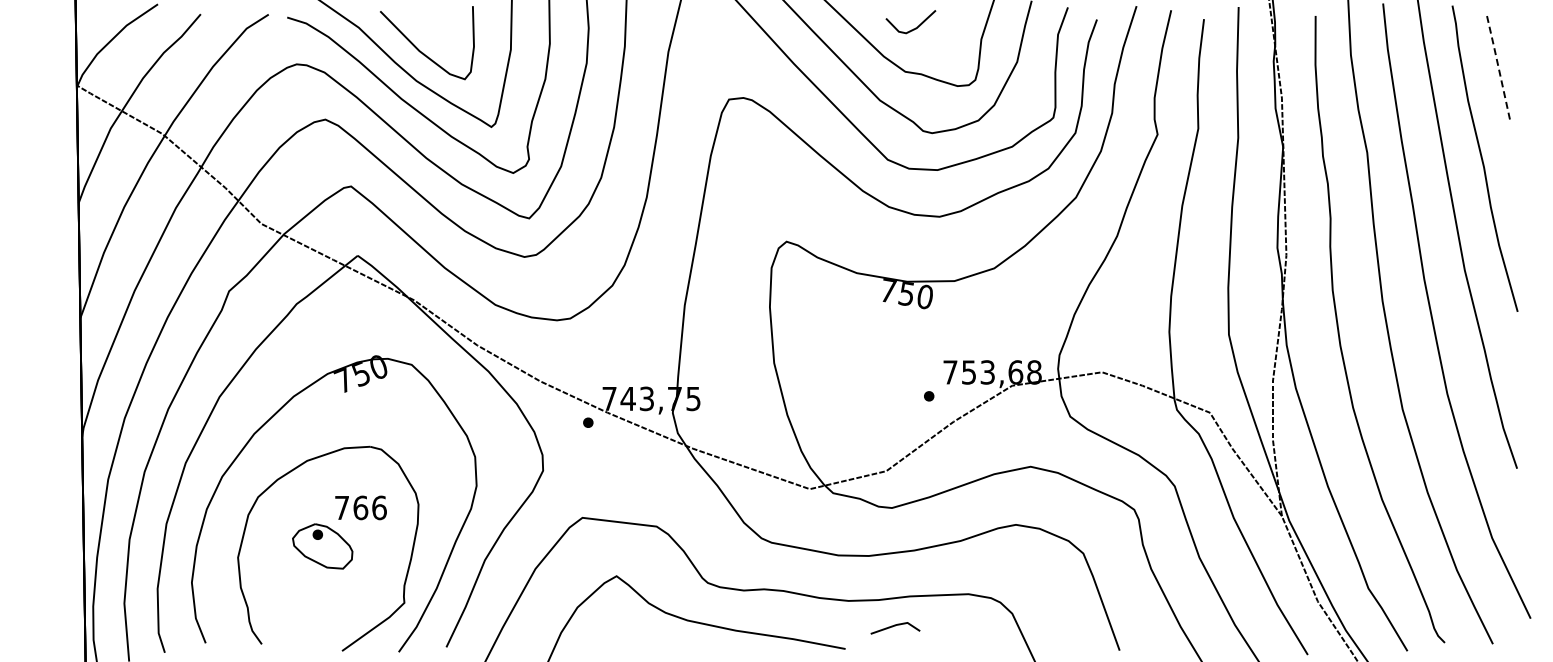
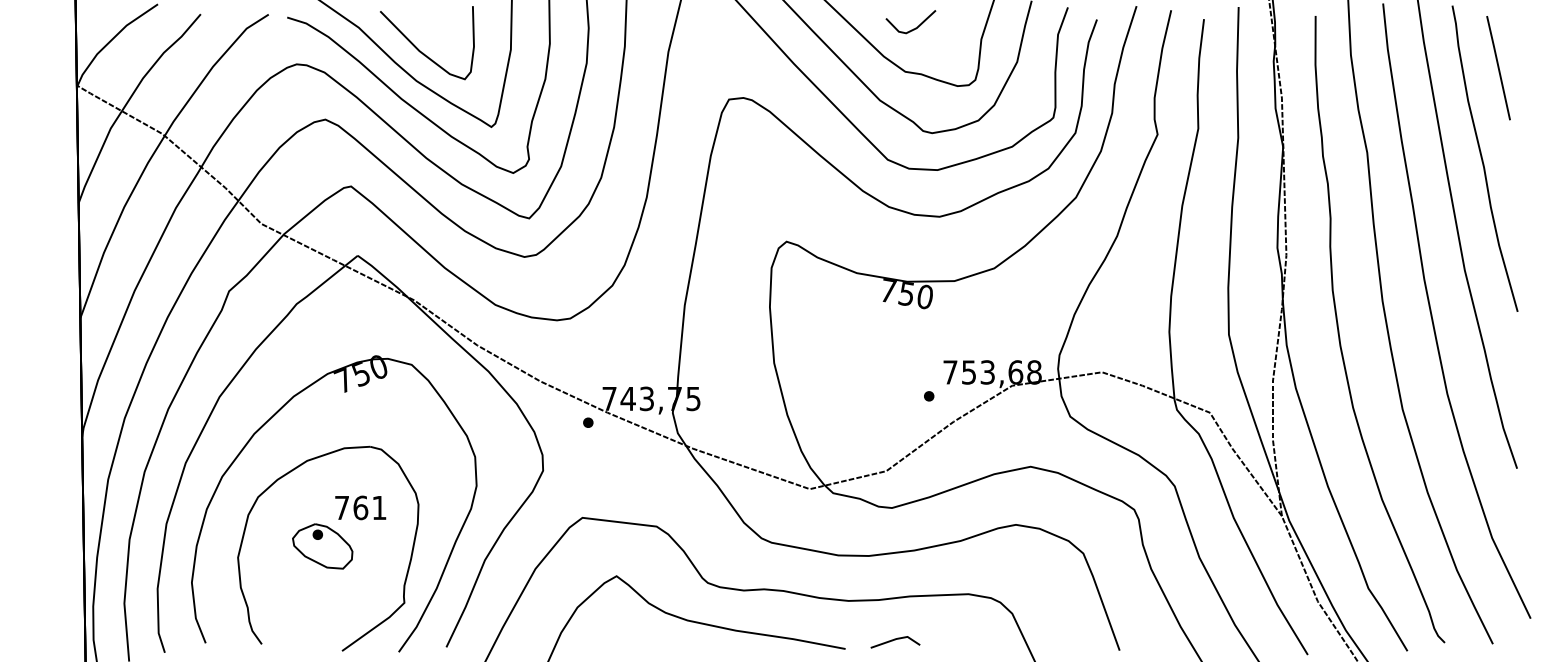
line: dashed -> solid (1498, 67)
text: 766 -> 761 (379, 507)
line position: (895, 626) -> (895, 640) (895, 640)
